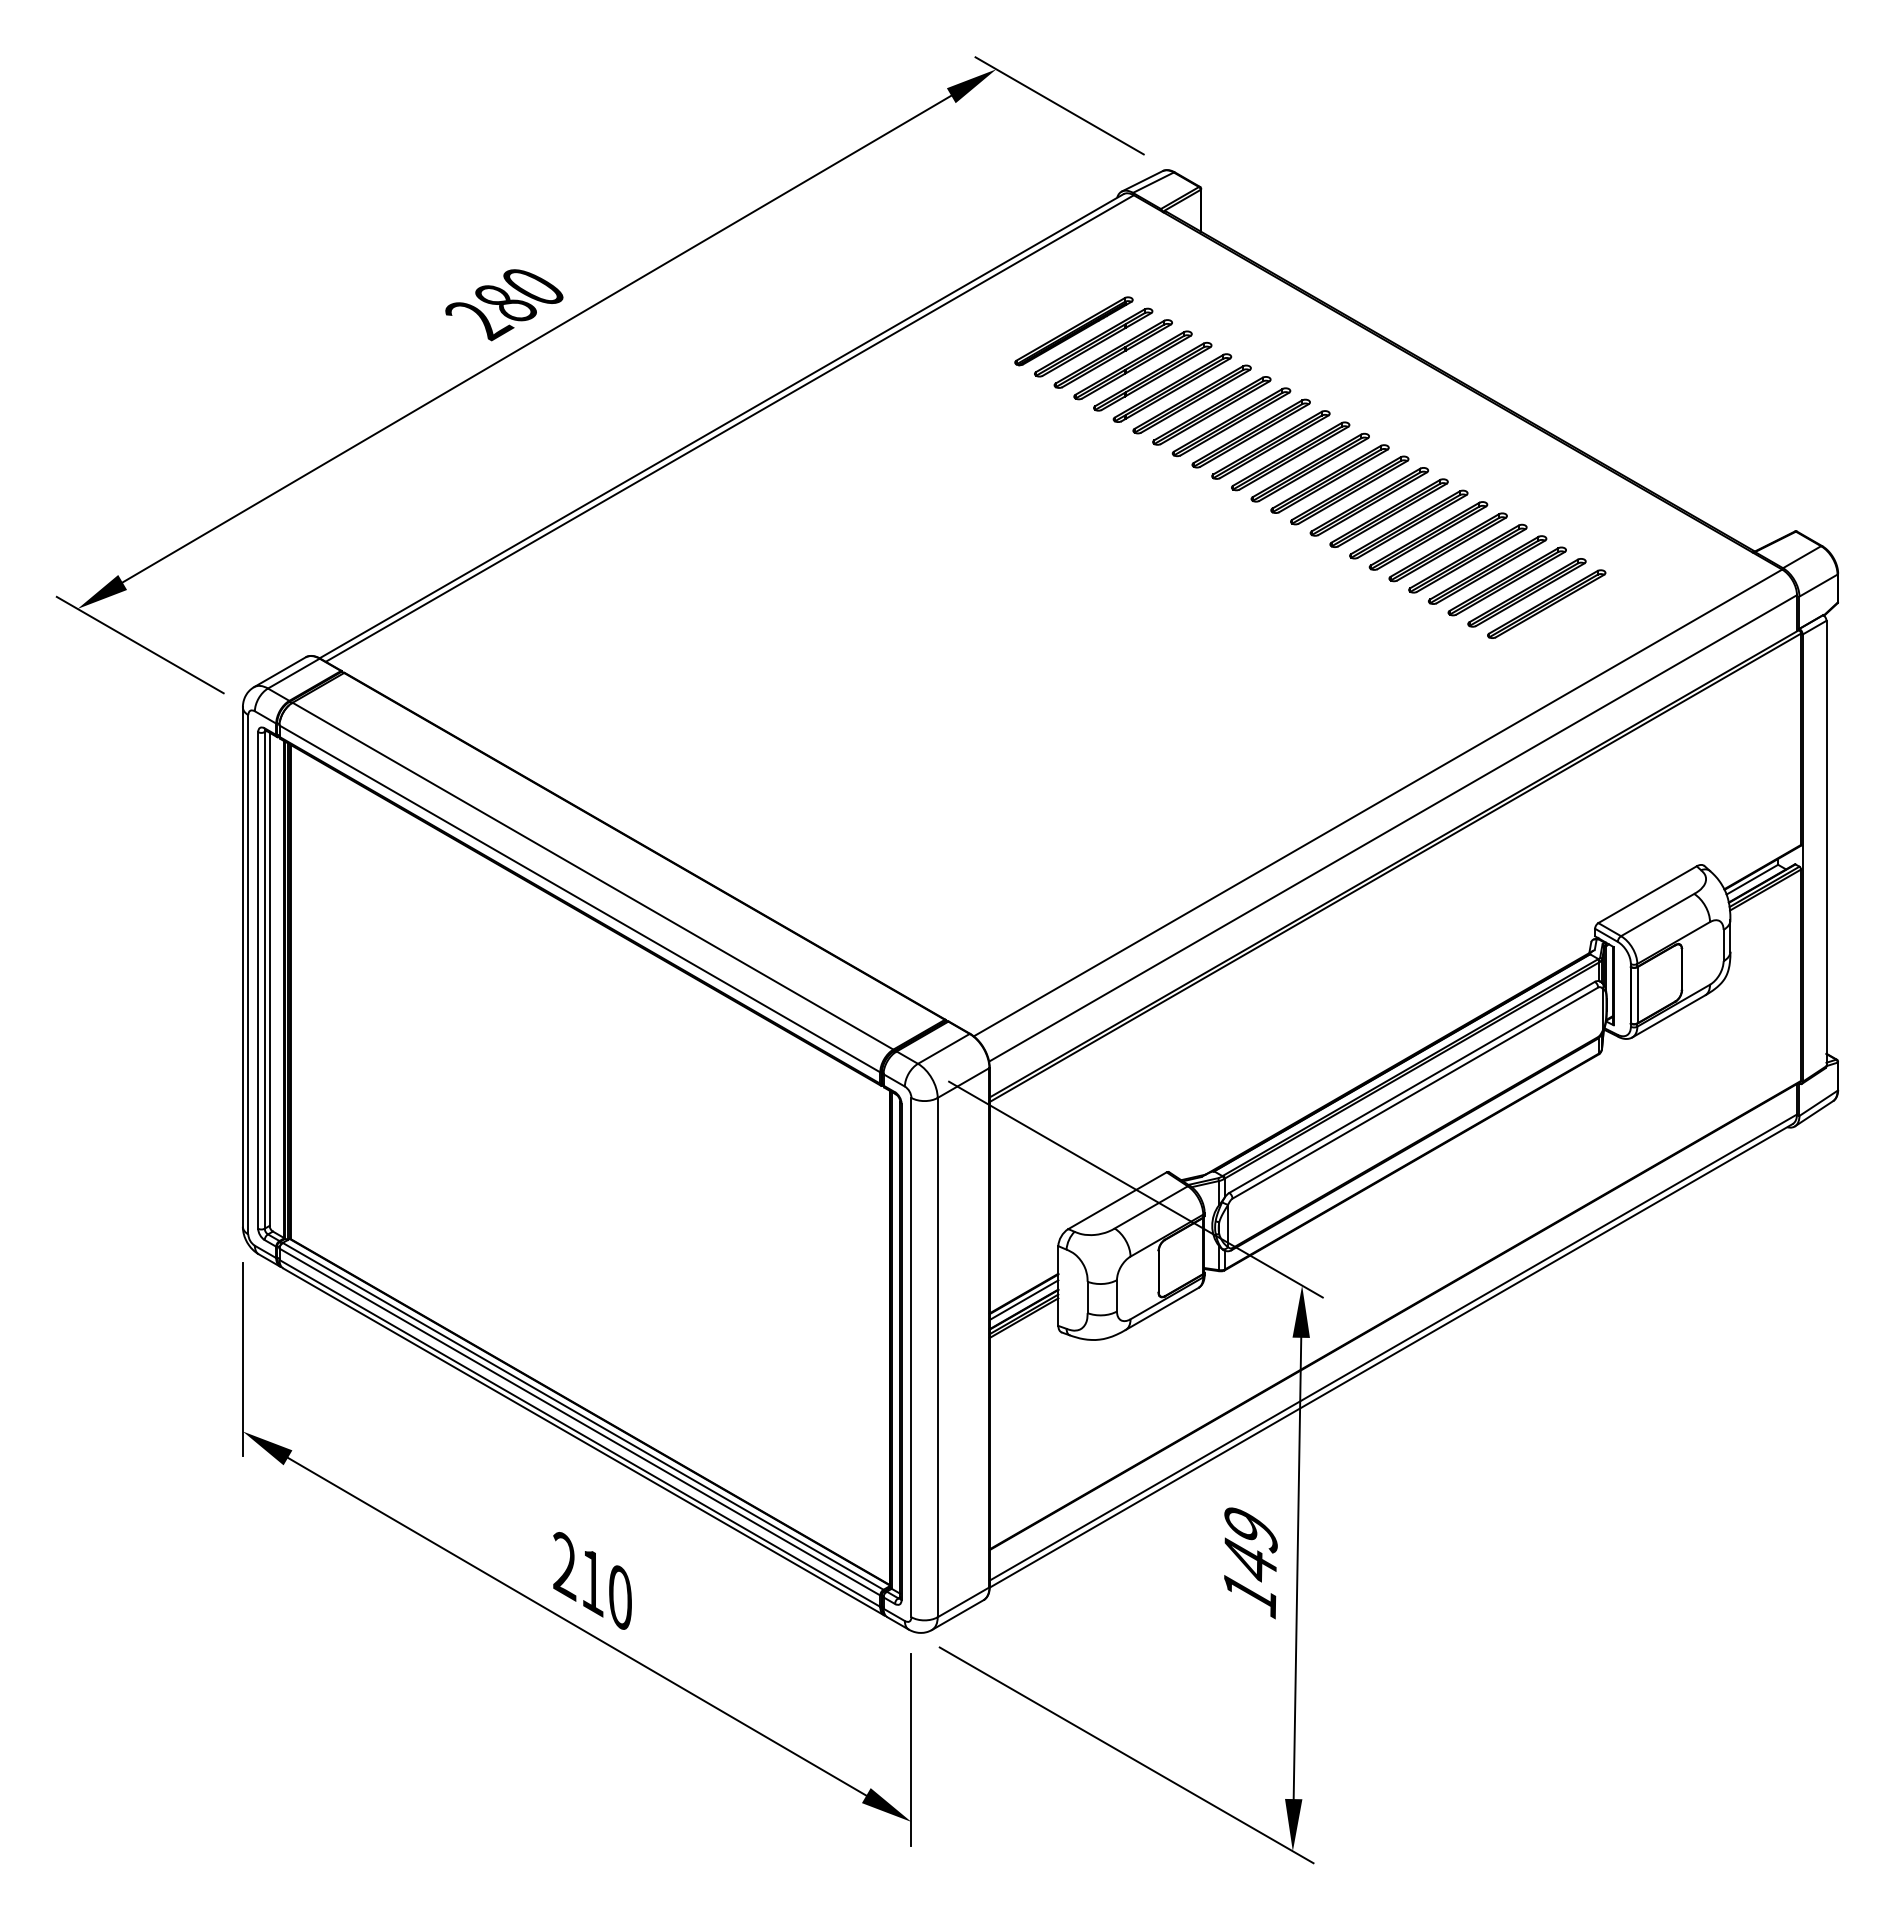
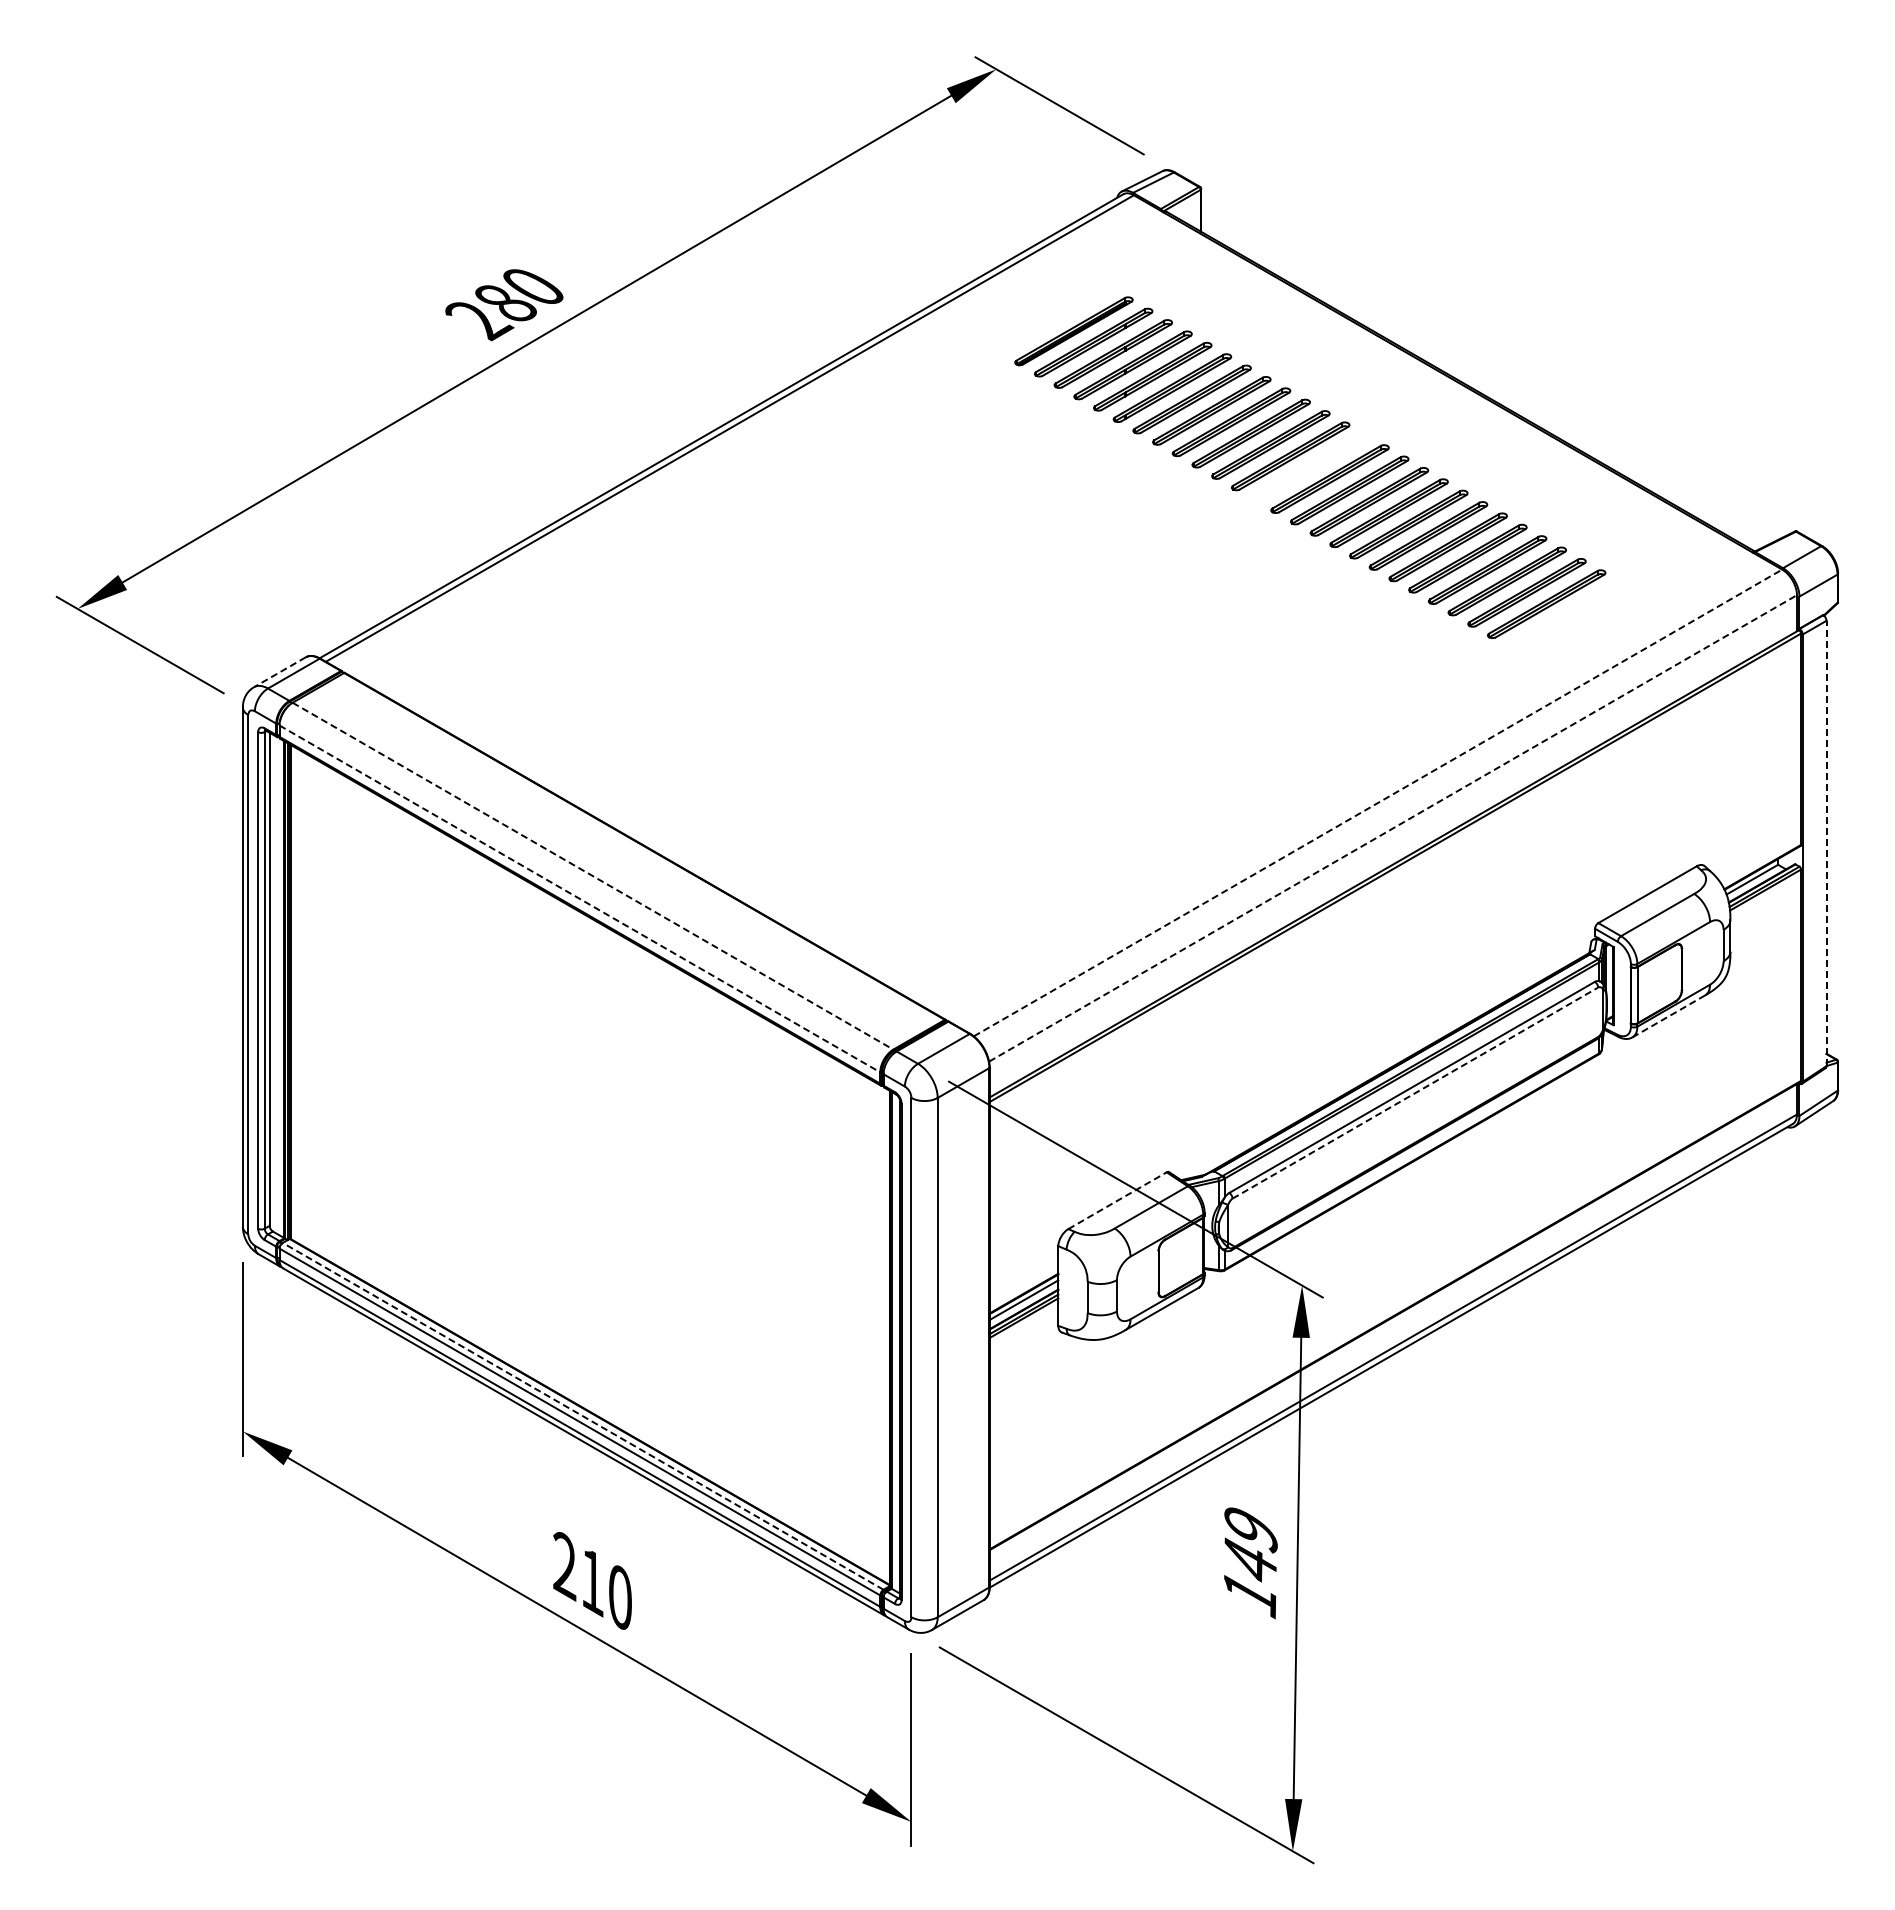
part: present -> none (1309, 467)
line: solid -> dashed (279, 672)
line: solid -> dashed (1378, 802)
line: solid -> dashed (1393, 828)
line: solid -> dashed (1826, 843)
line: solid -> dashed (593, 876)
line: solid -> dashed (579, 898)
line: solid -> dashed (1669, 1016)
line: solid -> dashed (1415, 1092)
line: solid -> dashed (1117, 1200)
line: solid -> dashed (583, 1416)
